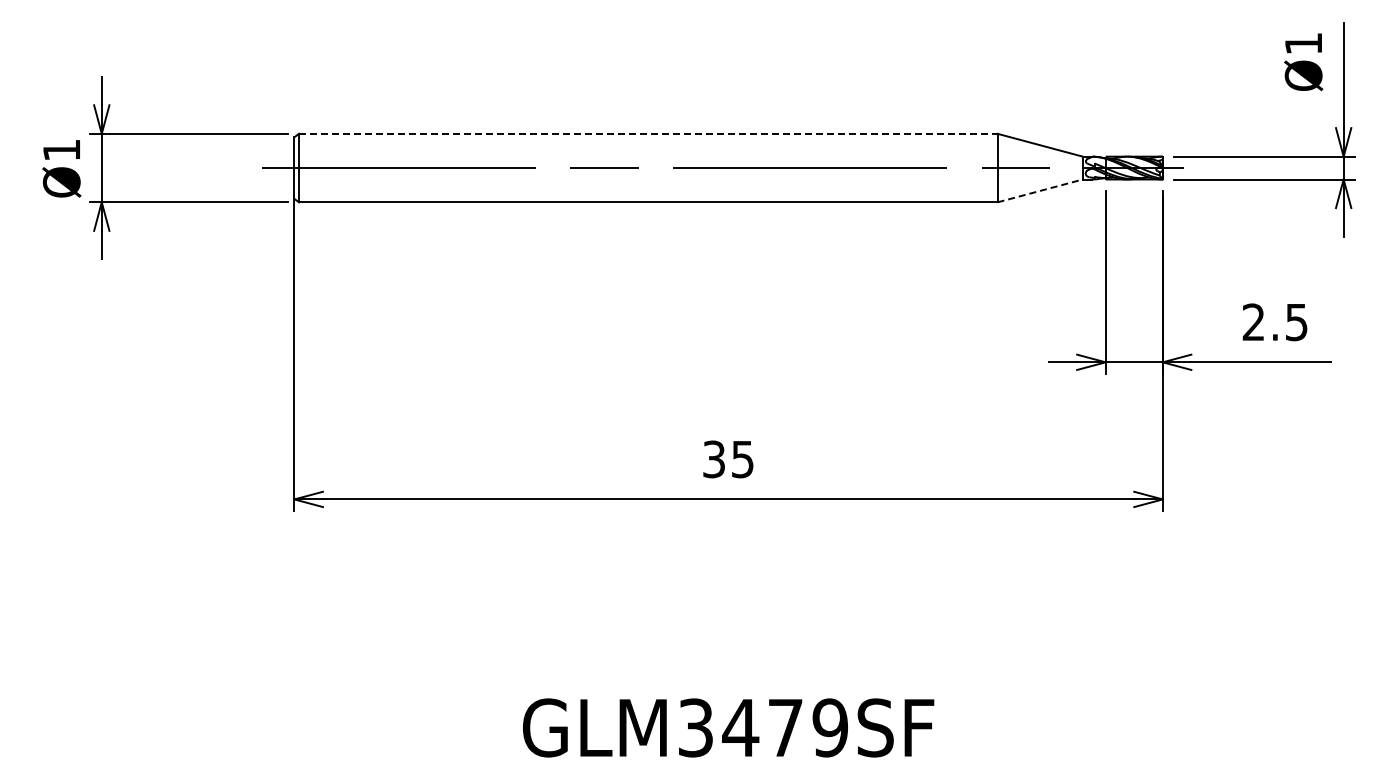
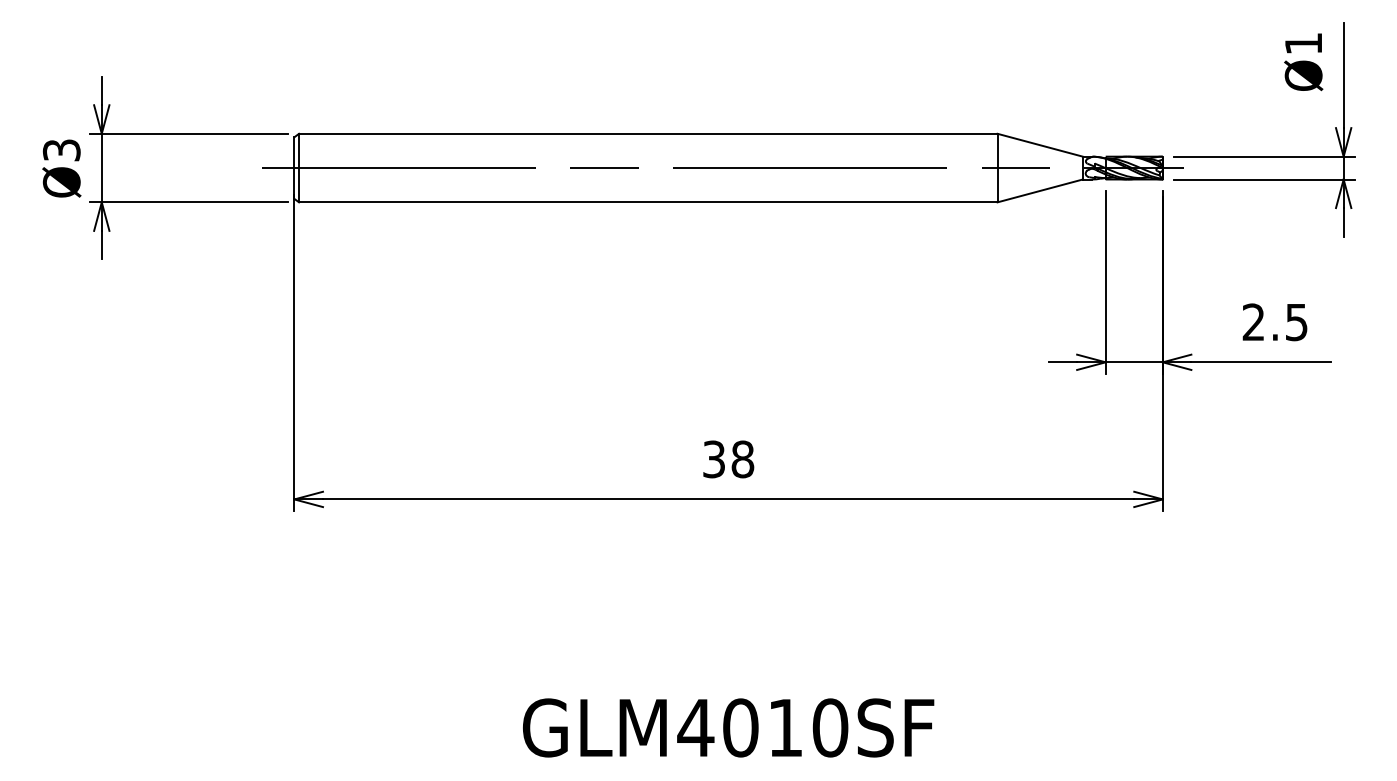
line: dashed -> solid (648, 133)
text: Ø1 -> Ø3 (61, 150)
line: dashed -> solid (1040, 190)
text: 35 -> 38 (742, 459)
text: GLM3479SF -> GLM4010SF (762, 727)
